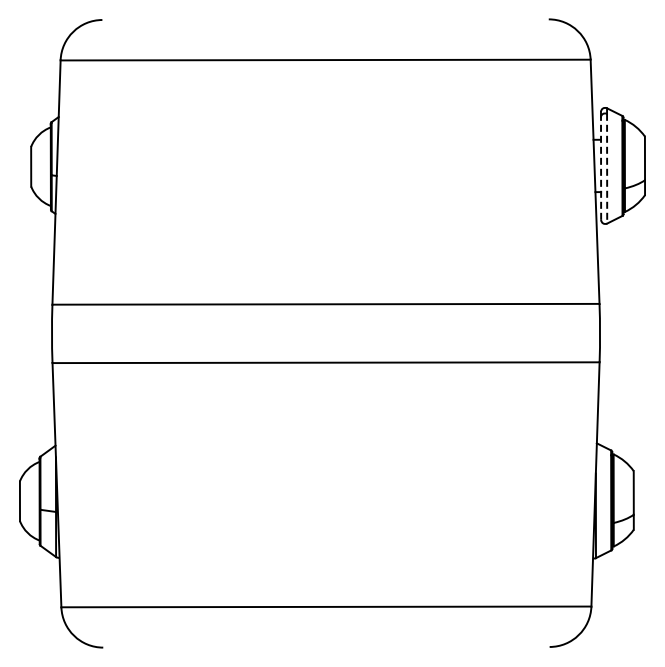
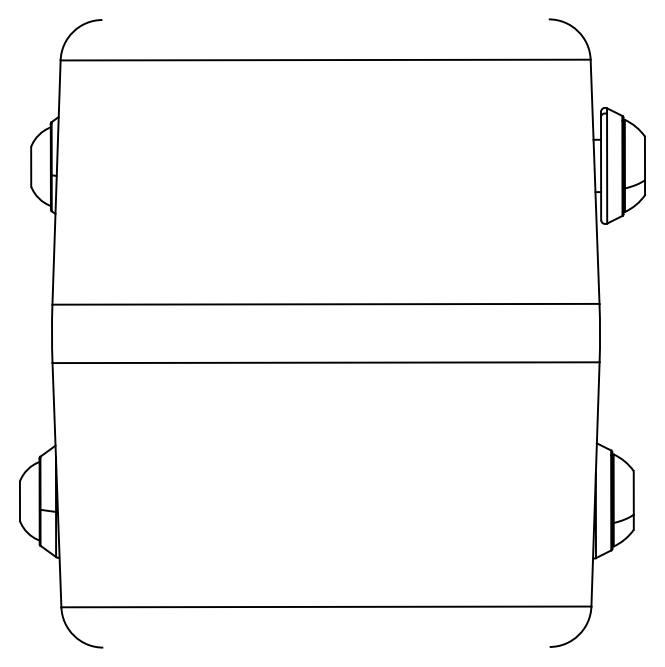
line: dashed -> solid (601, 168)
line: dashed -> solid (607, 168)
